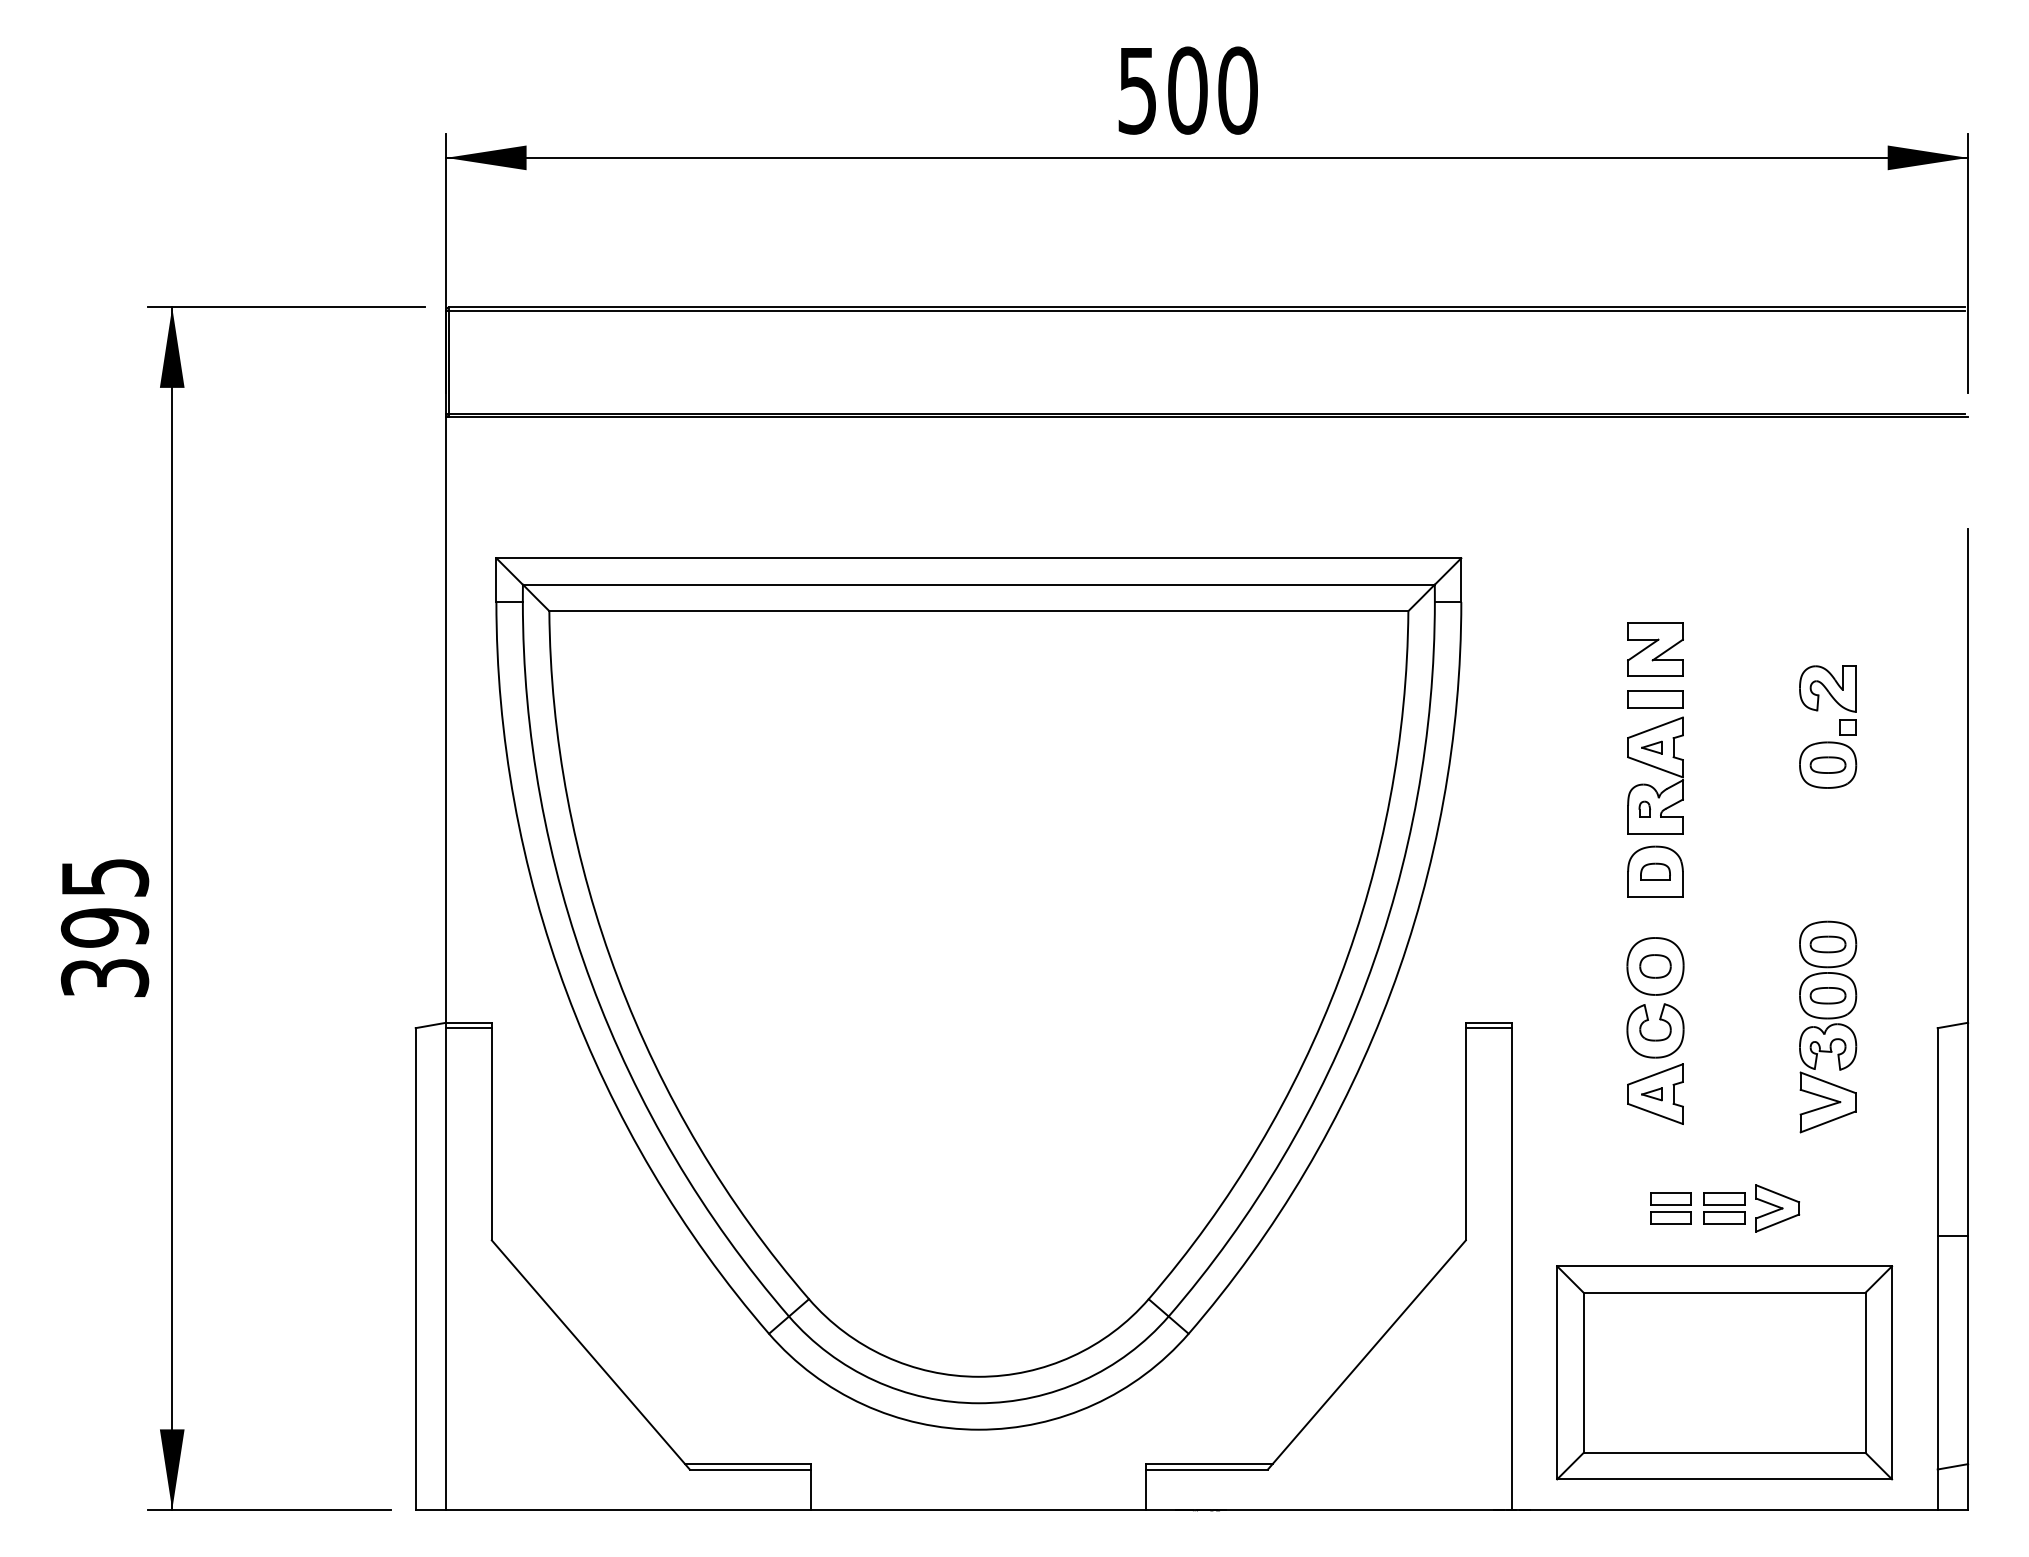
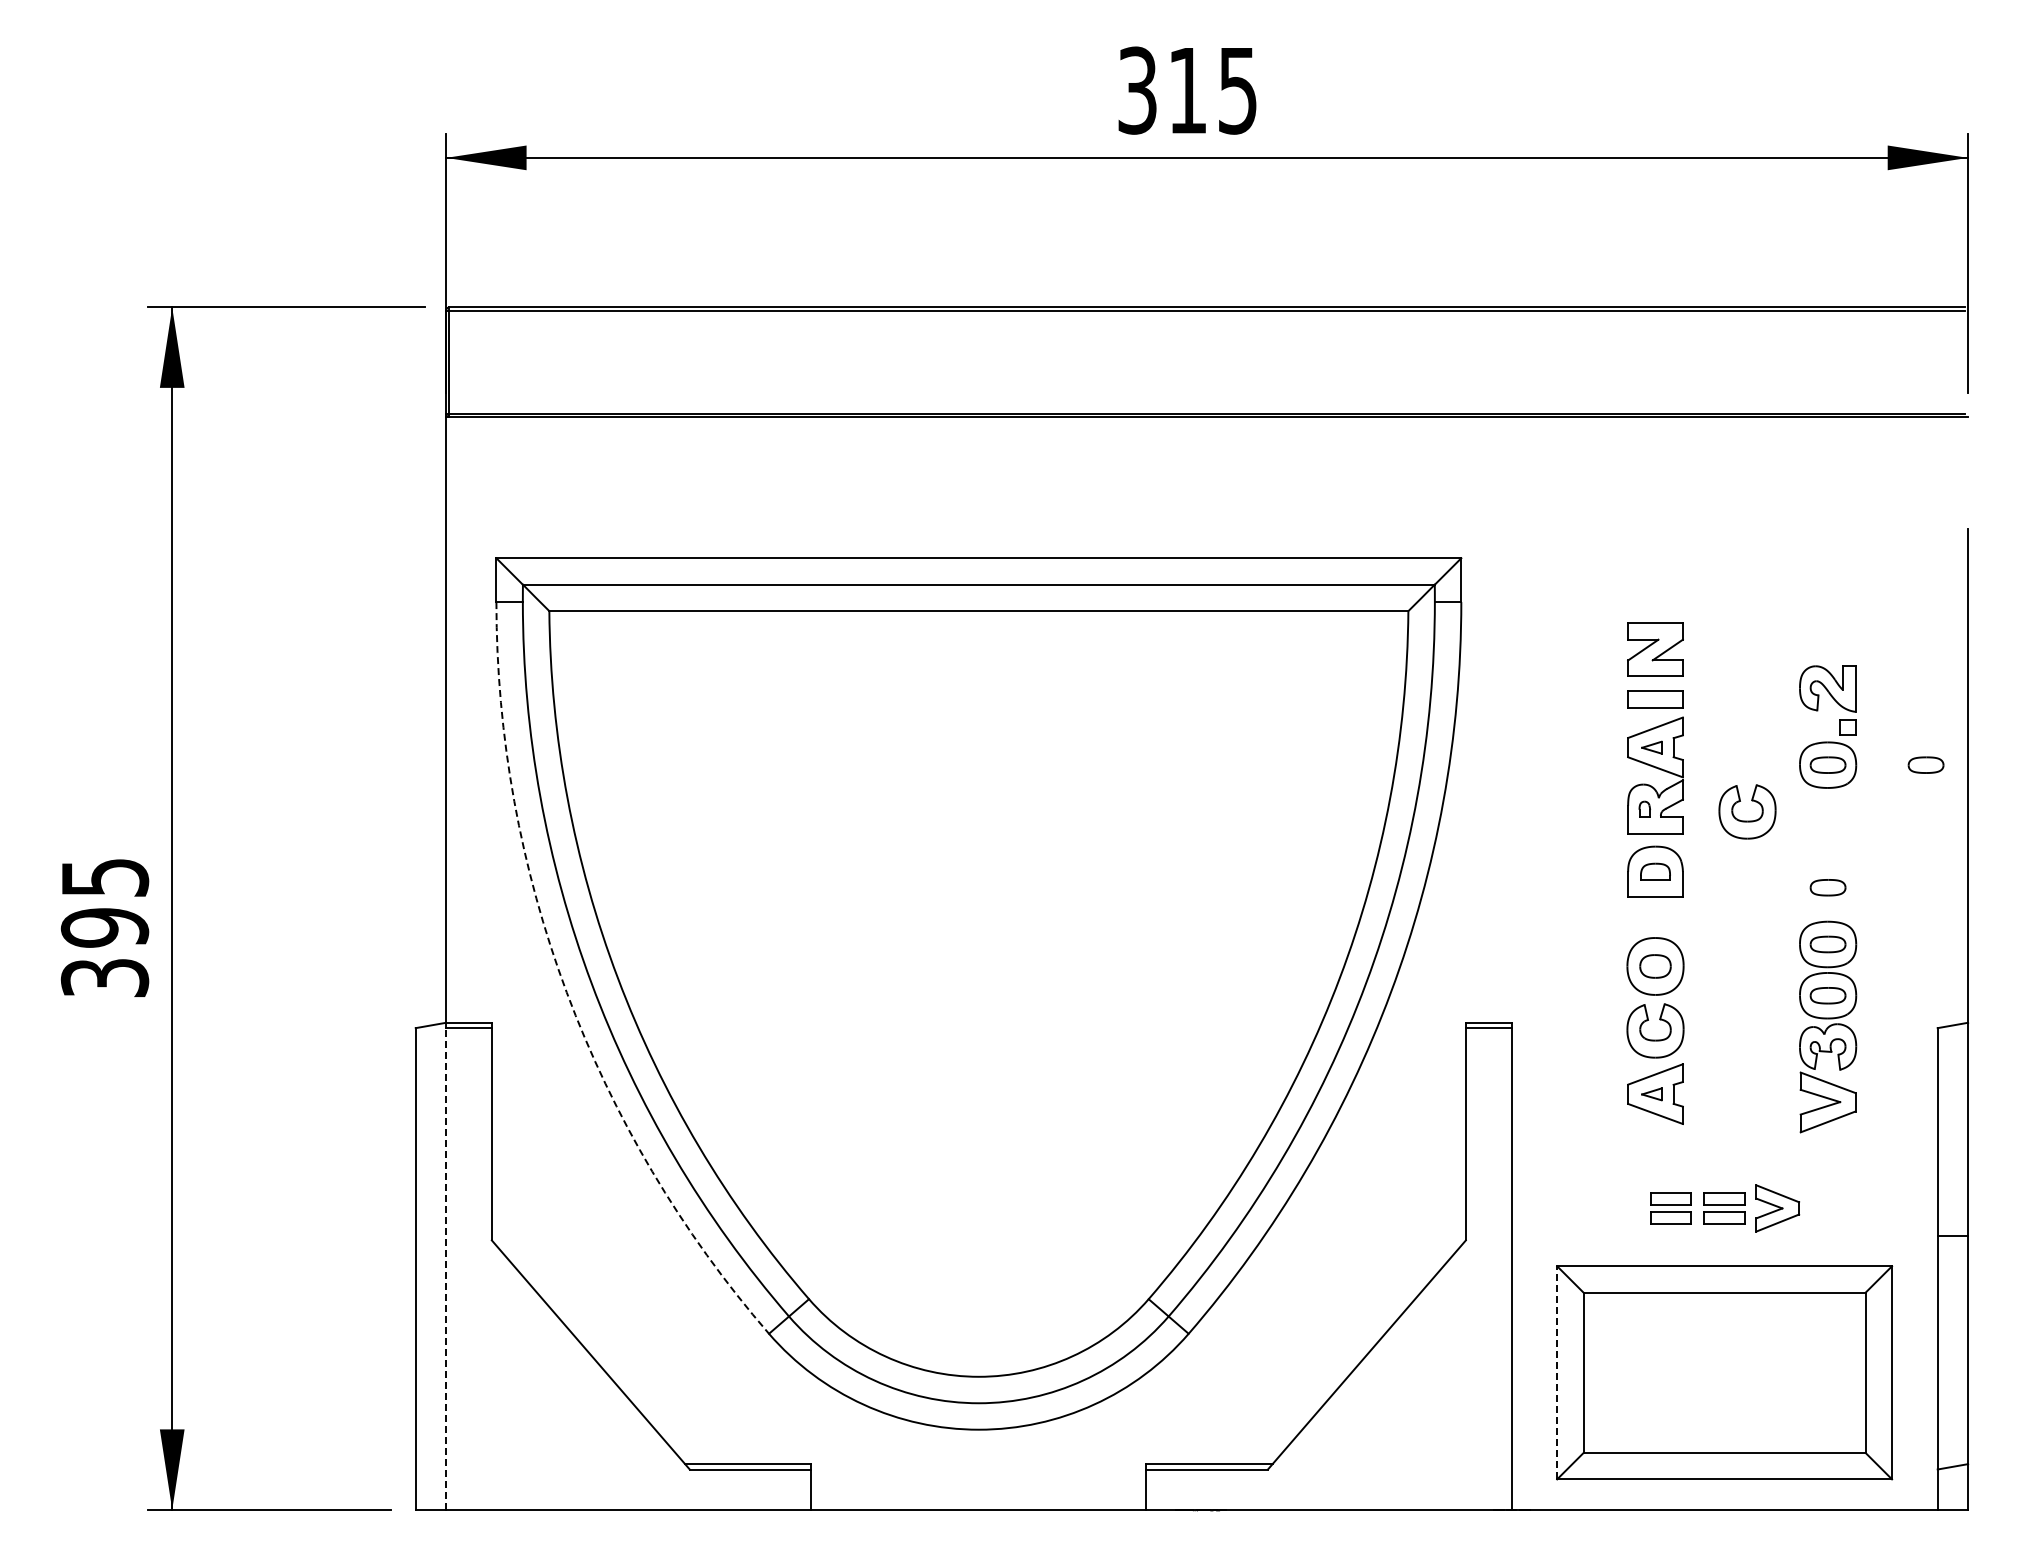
text: 500 -> 315 (1188, 90)
part: none -> present (1925, 764)
part: none -> present (1747, 820)
part: none -> present (1827, 887)
arc: solid -> dashed (566, 992)
line: solid -> dashed (446, 1268)
line: solid -> dashed (1557, 1372)
